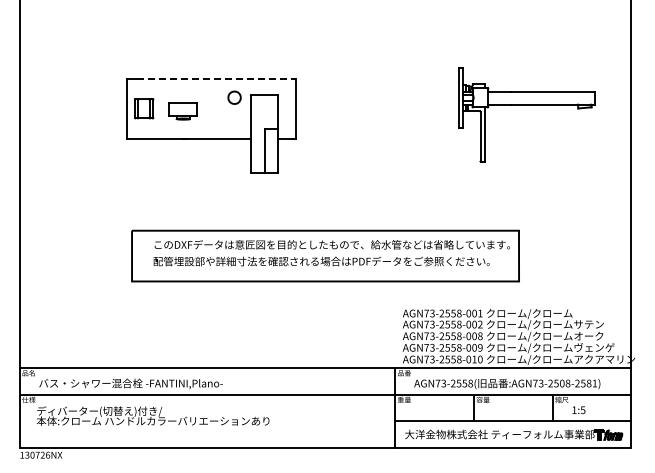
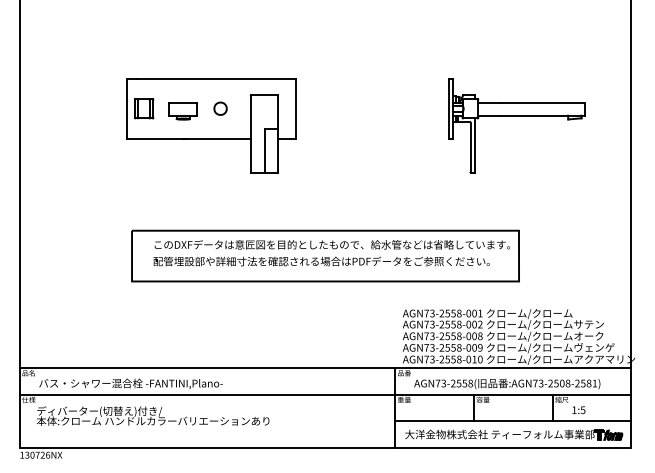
line: dashed -> solid (216, 78)
part position: (234, 97) -> (220, 108) (220, 108)
part position: (526, 105) -> (516, 116) (516, 116)
